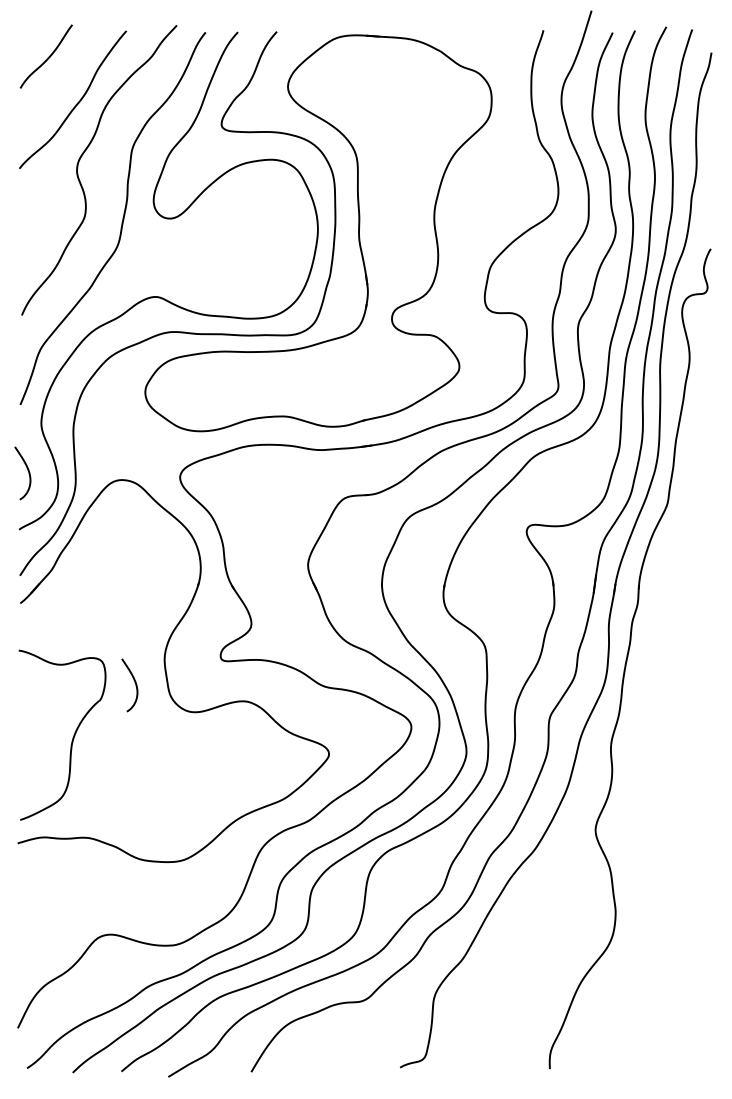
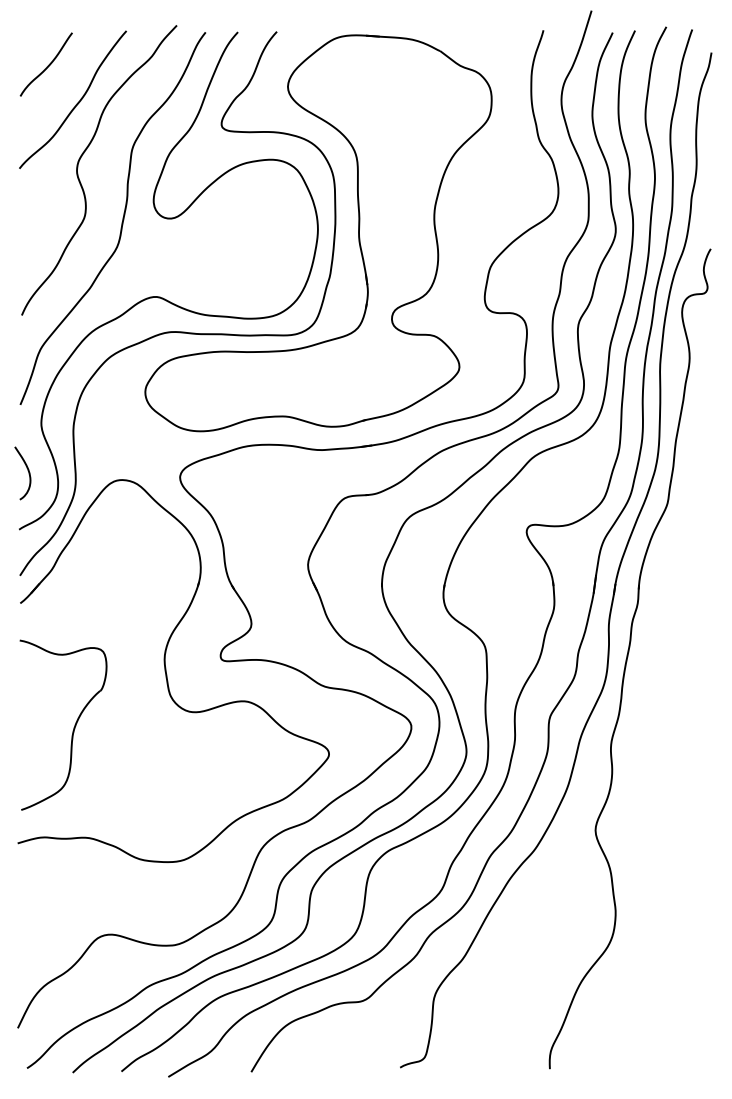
curve position: (47, 57) -> (47, 65) (47, 65)
curve: present -> none (134, 682)
part position: (72, 737) -> (73, 727) (73, 727)
